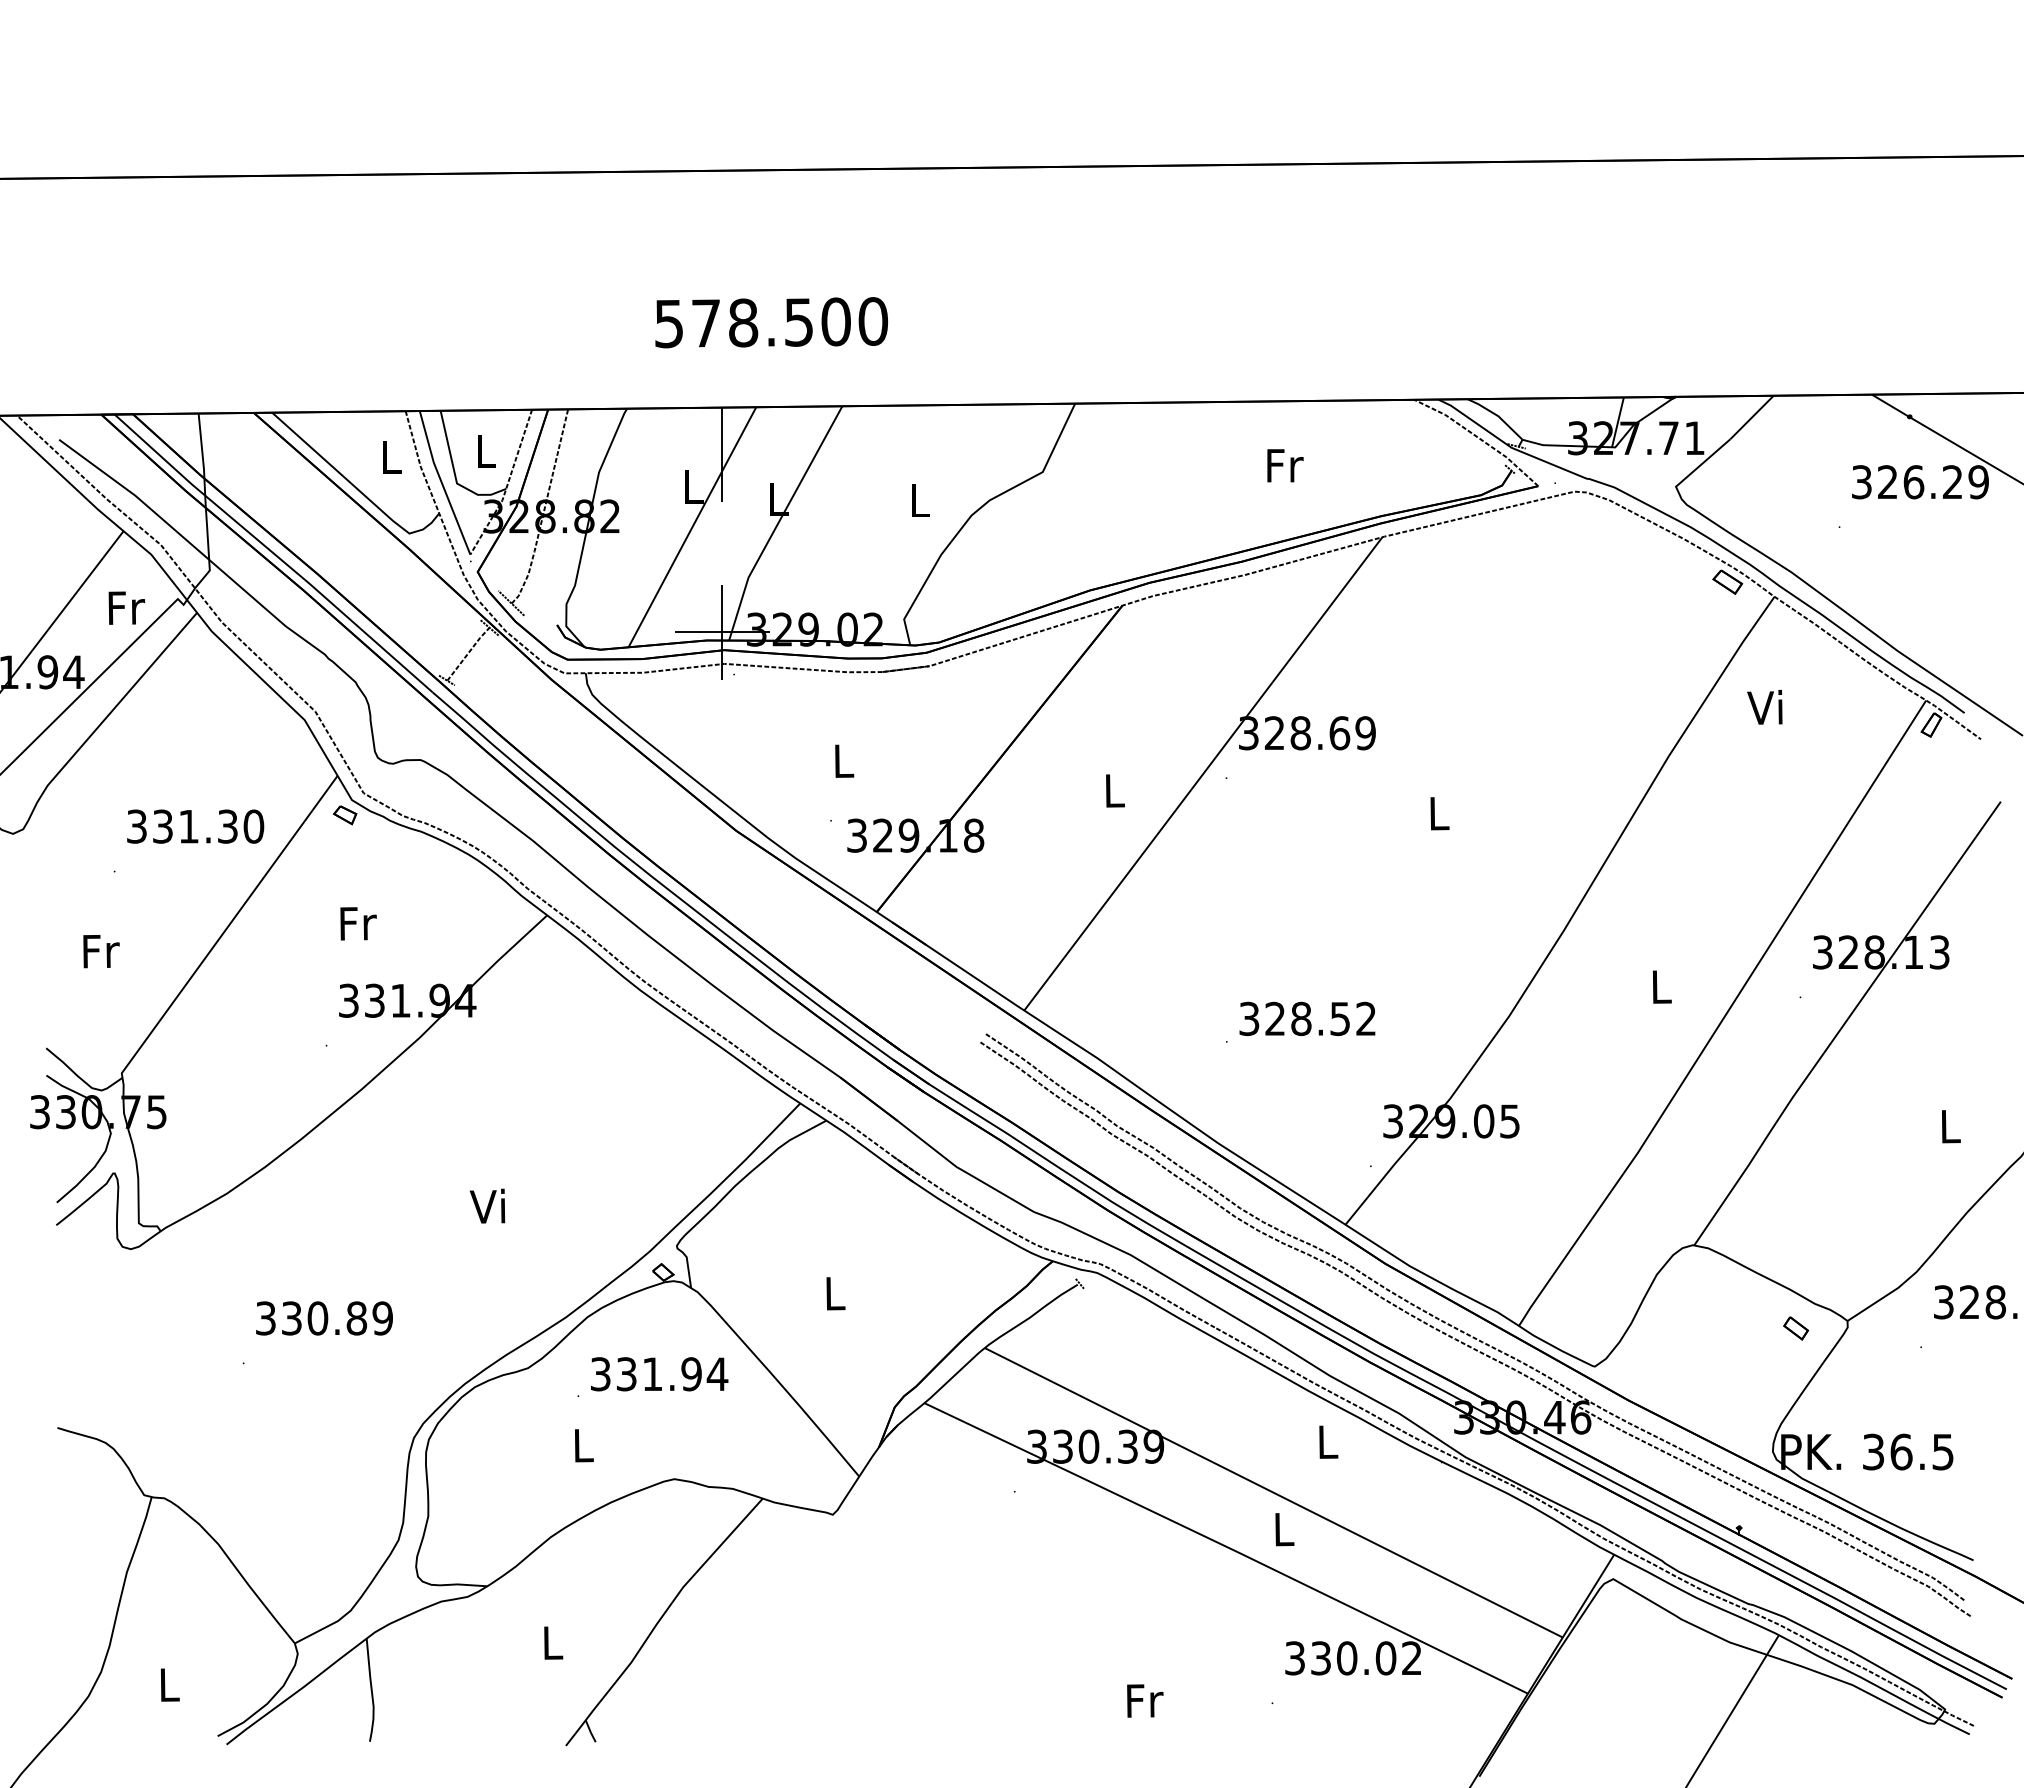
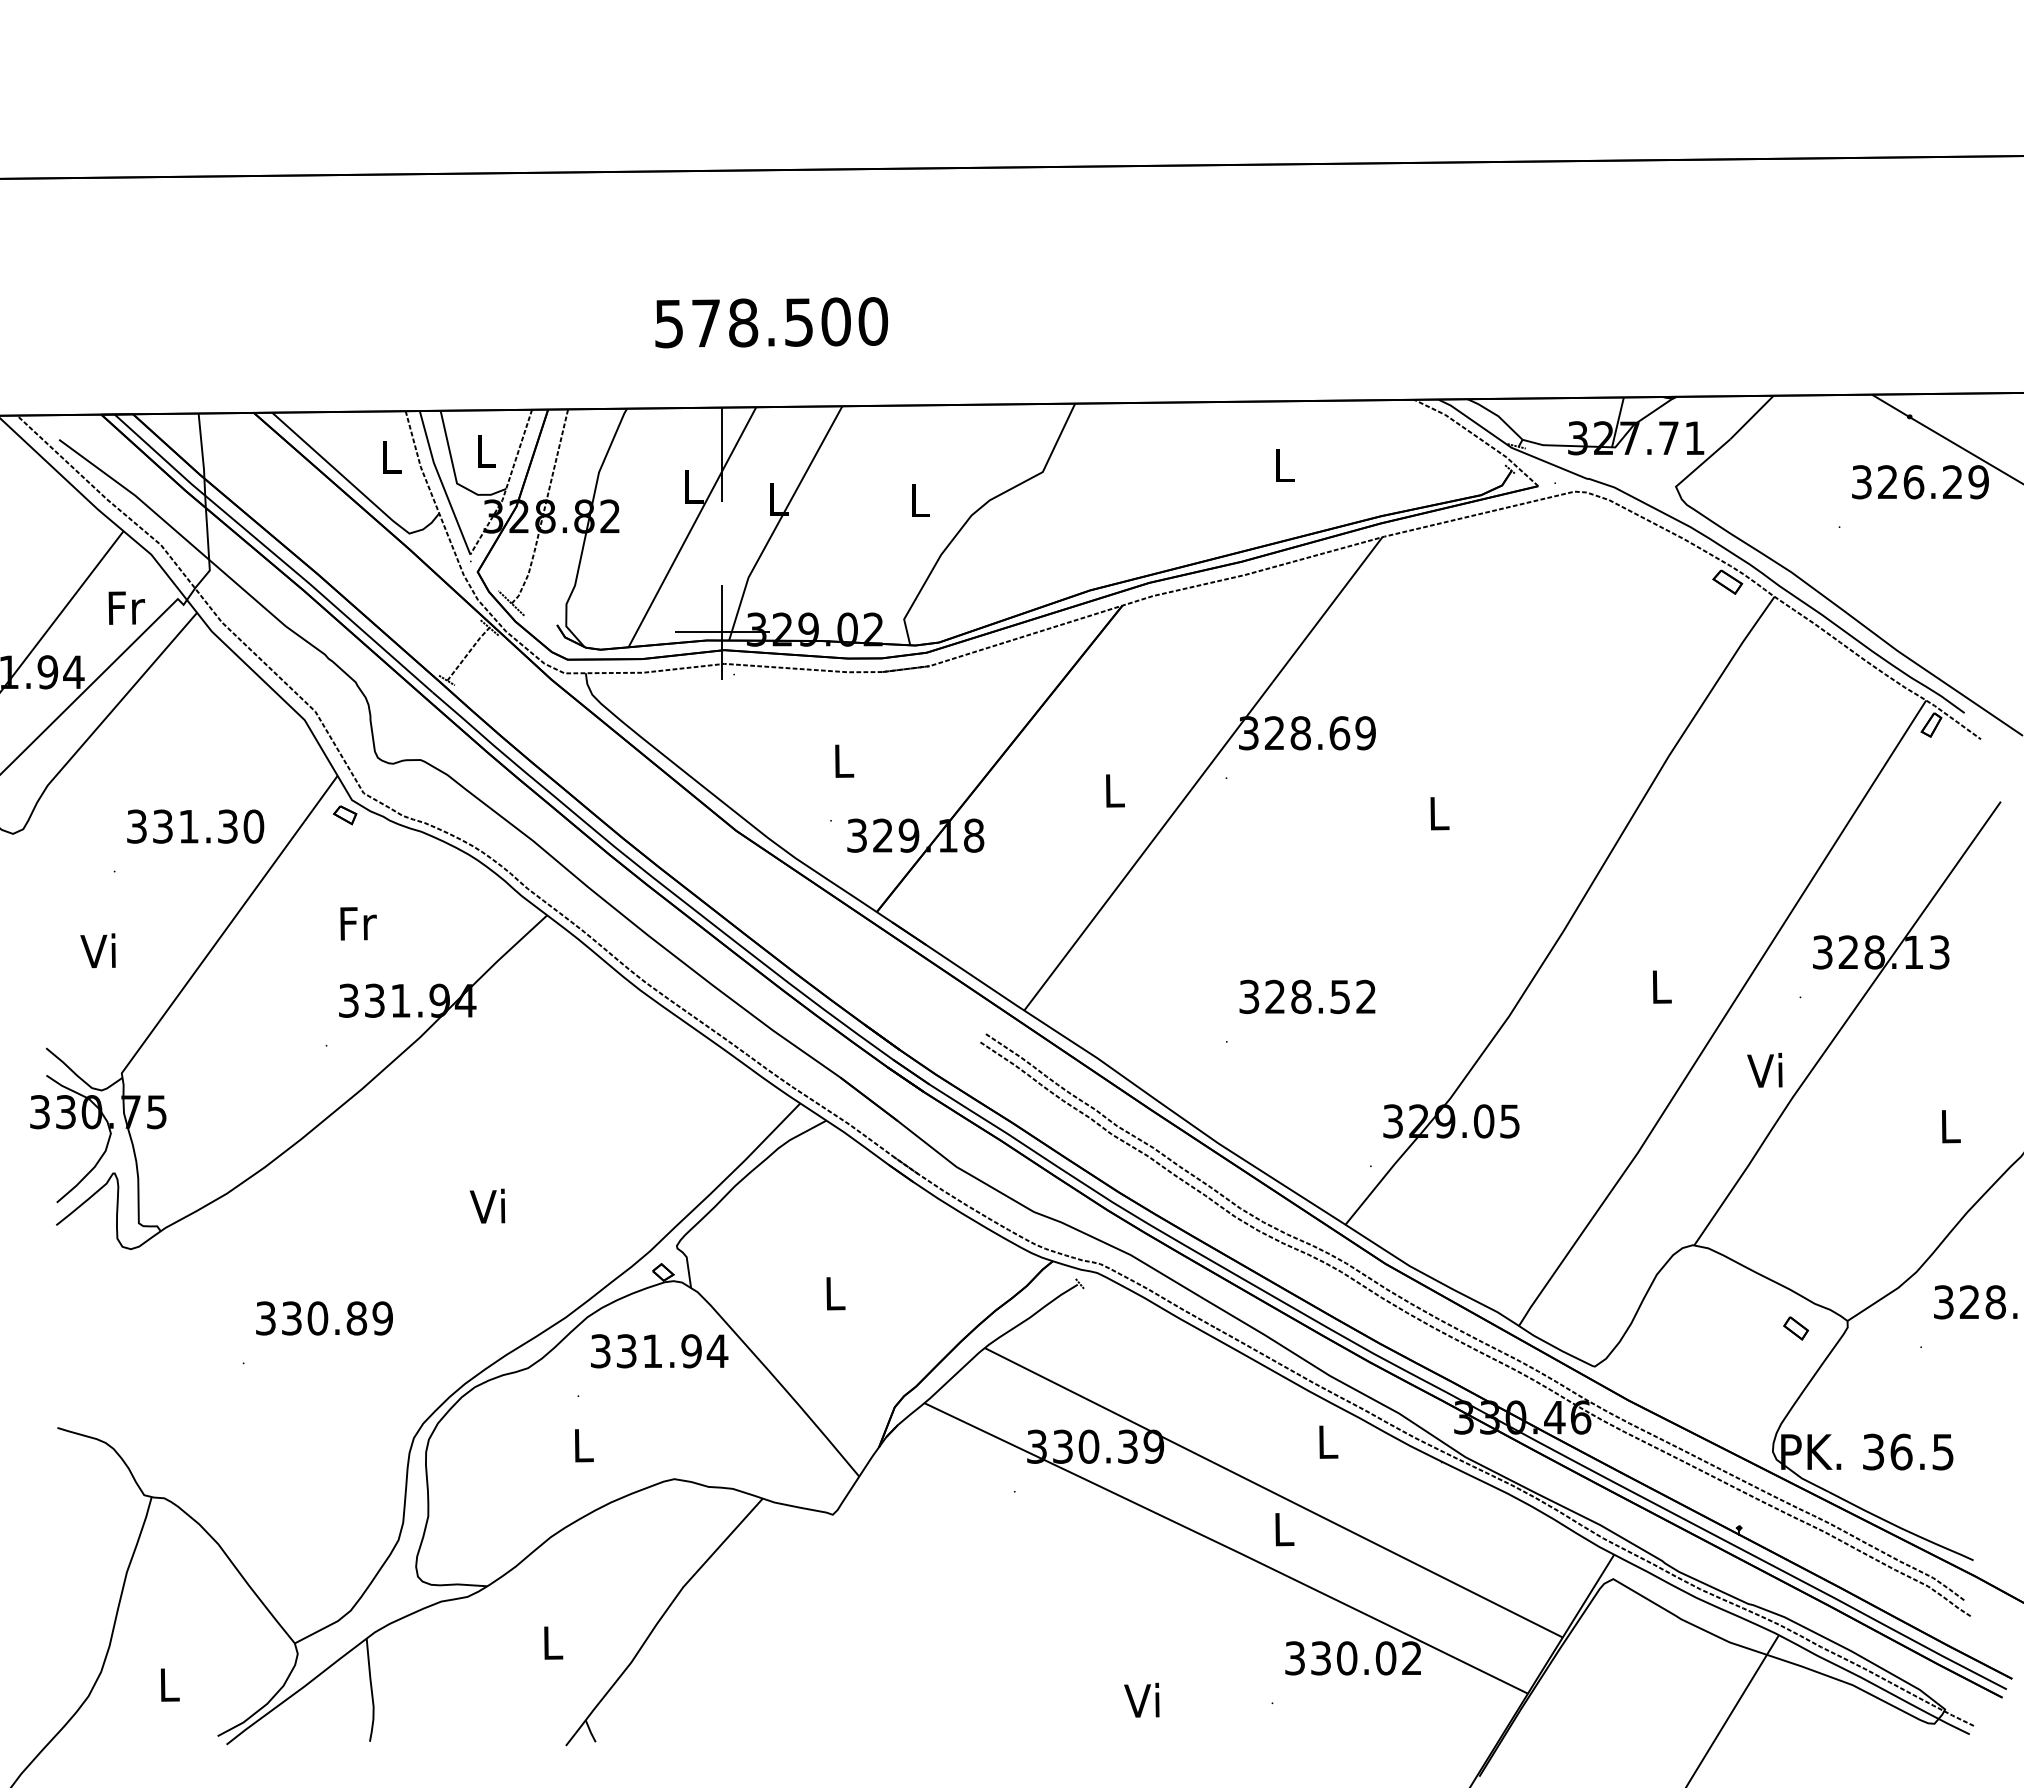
text: Fr -> L (1285, 465)
text position: (1764, 707) -> (1764, 1070) (1764, 1070)
text: Fr -> Vi (99, 950)
text position: (1307, 1018) -> (1307, 996) (1307, 996)
text position: (659, 1374) -> (659, 1351) (659, 1351)
text: Fr -> Vi (1143, 1699)
